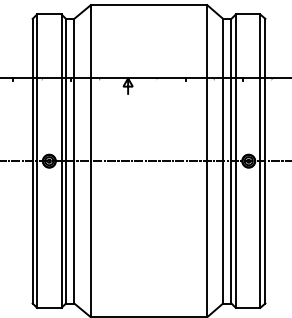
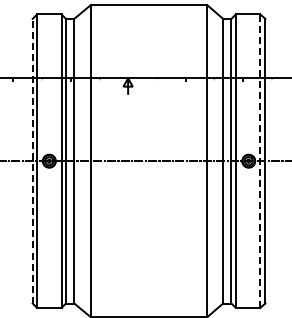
line: solid -> dashed (32, 160)
line: solid -> dashed (260, 161)
